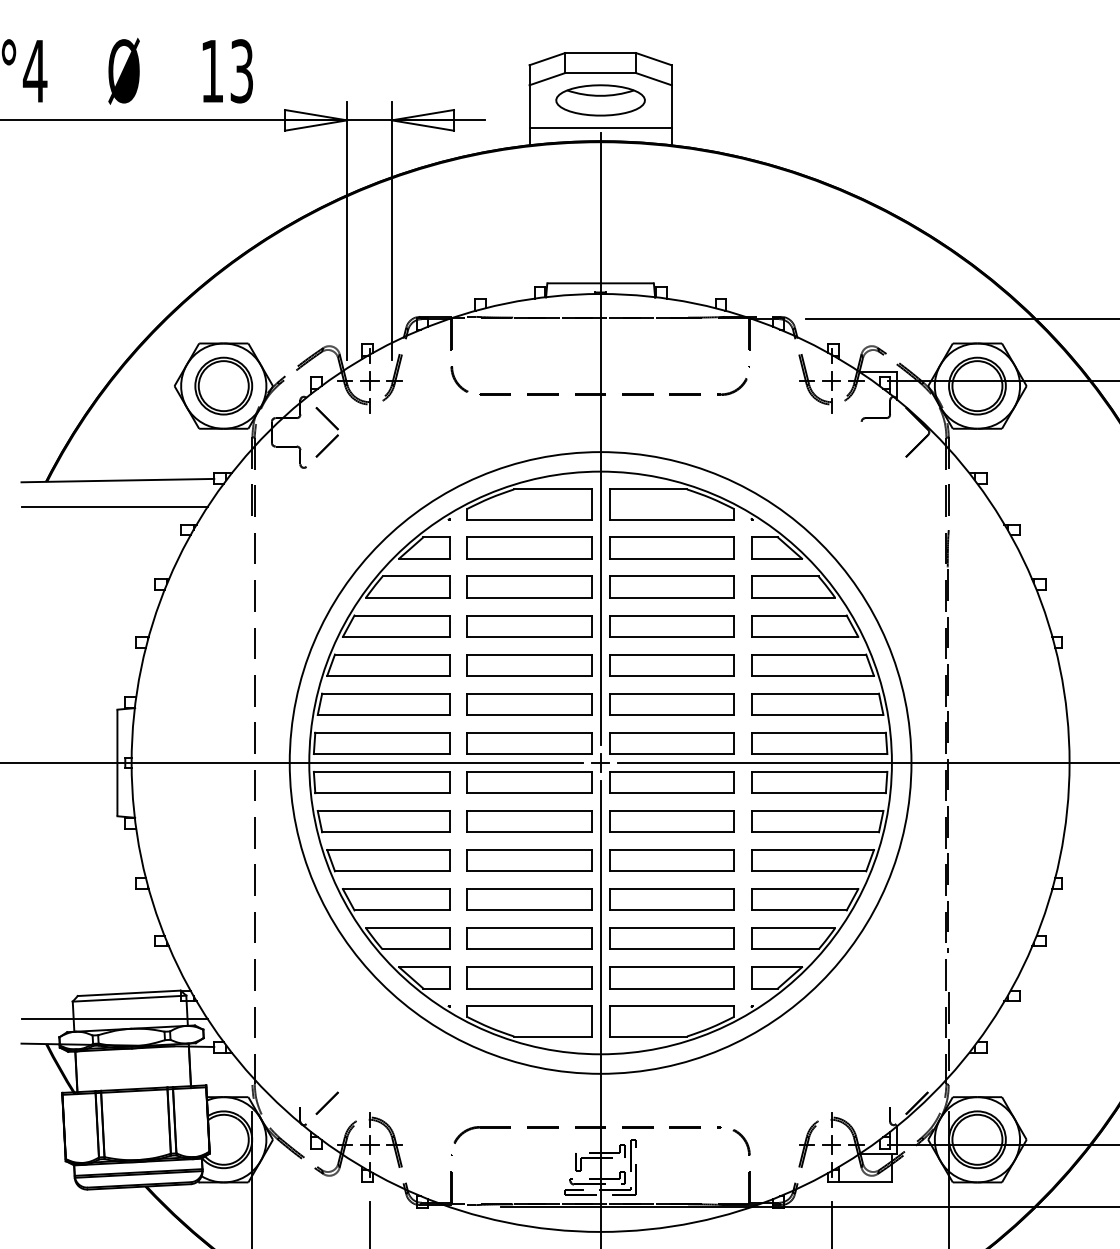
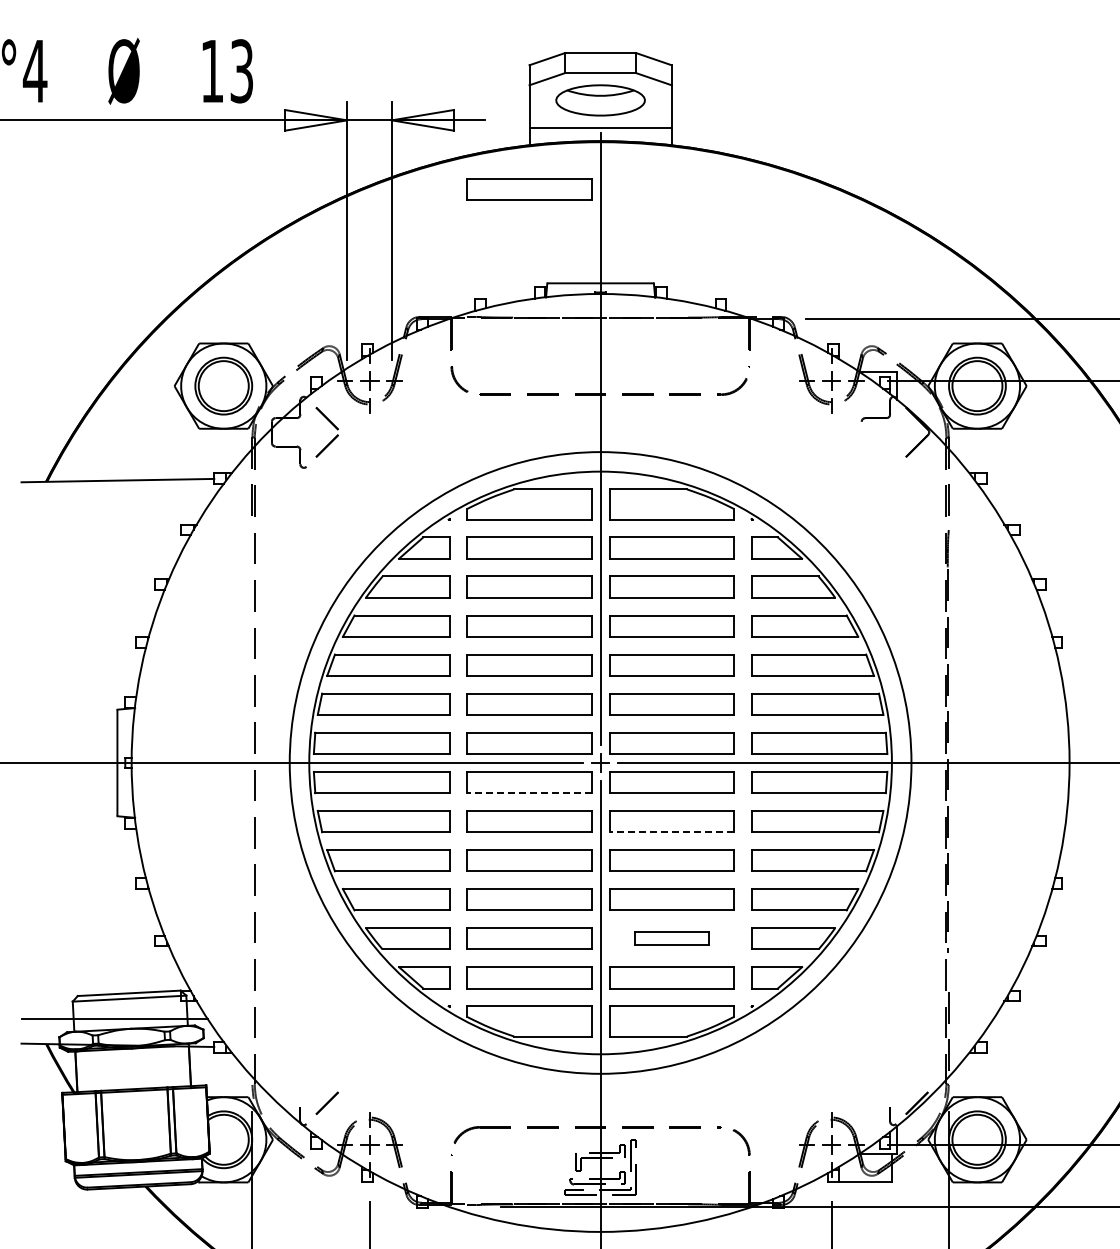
part: none -> present (529, 189)
line: present -> none (114, 507)
line: solid -> dashed (529, 793)
line: solid -> dashed (671, 832)
part size: 126x23 px -> 76x15 px (671, 938)
